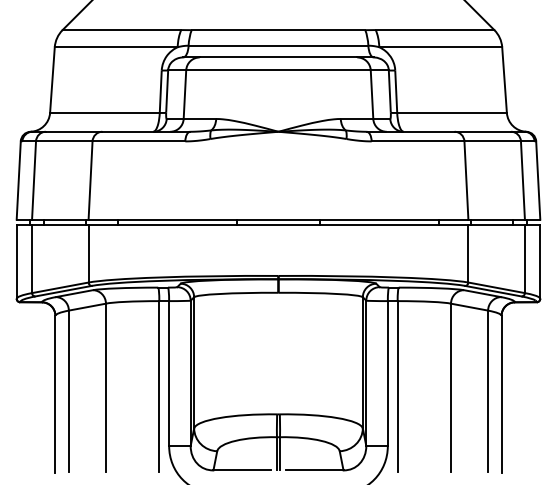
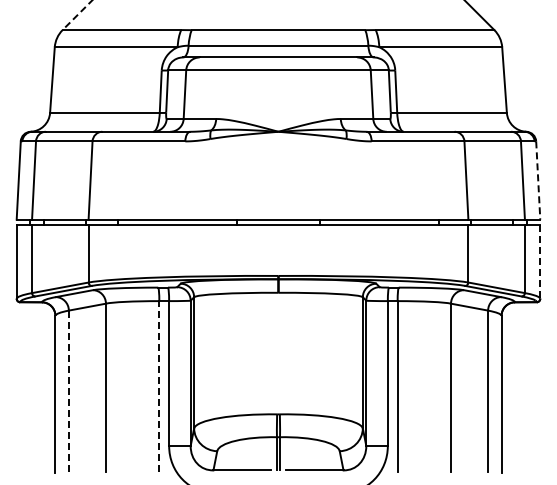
line: solid -> dashed (77, 15)
line: solid -> dashed (538, 181)
line: solid -> dashed (540, 261)
line: solid -> dashed (159, 386)
line: solid -> dashed (68, 391)
